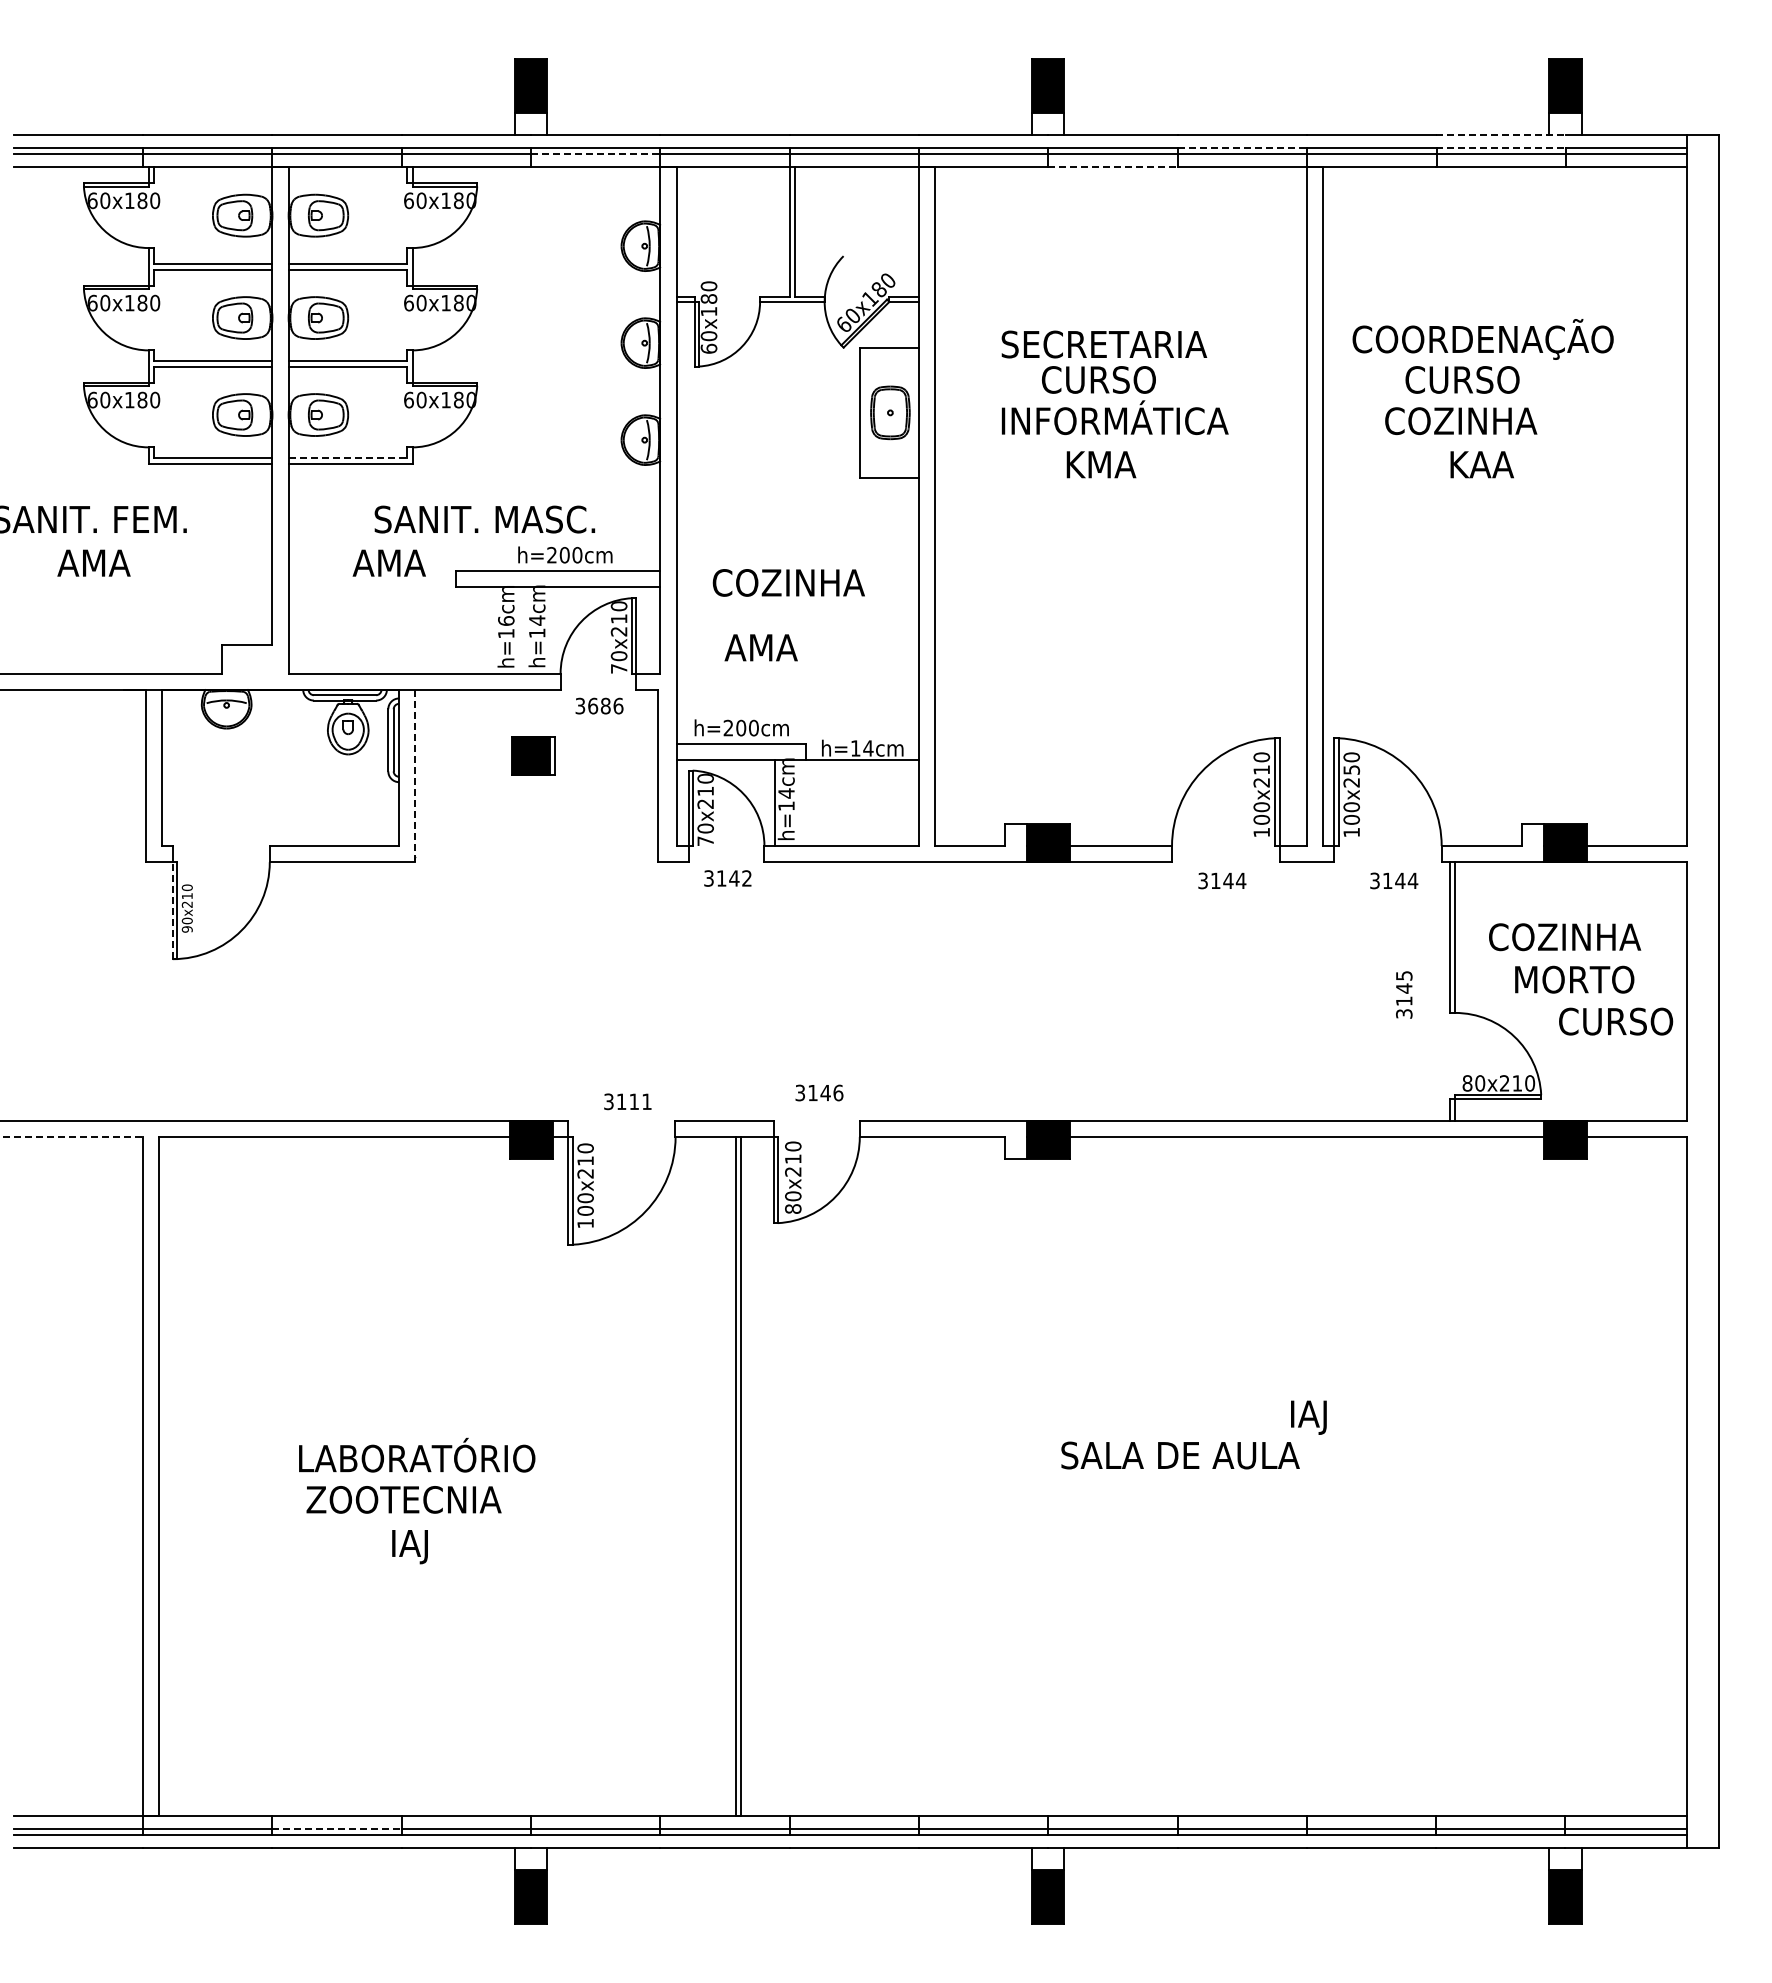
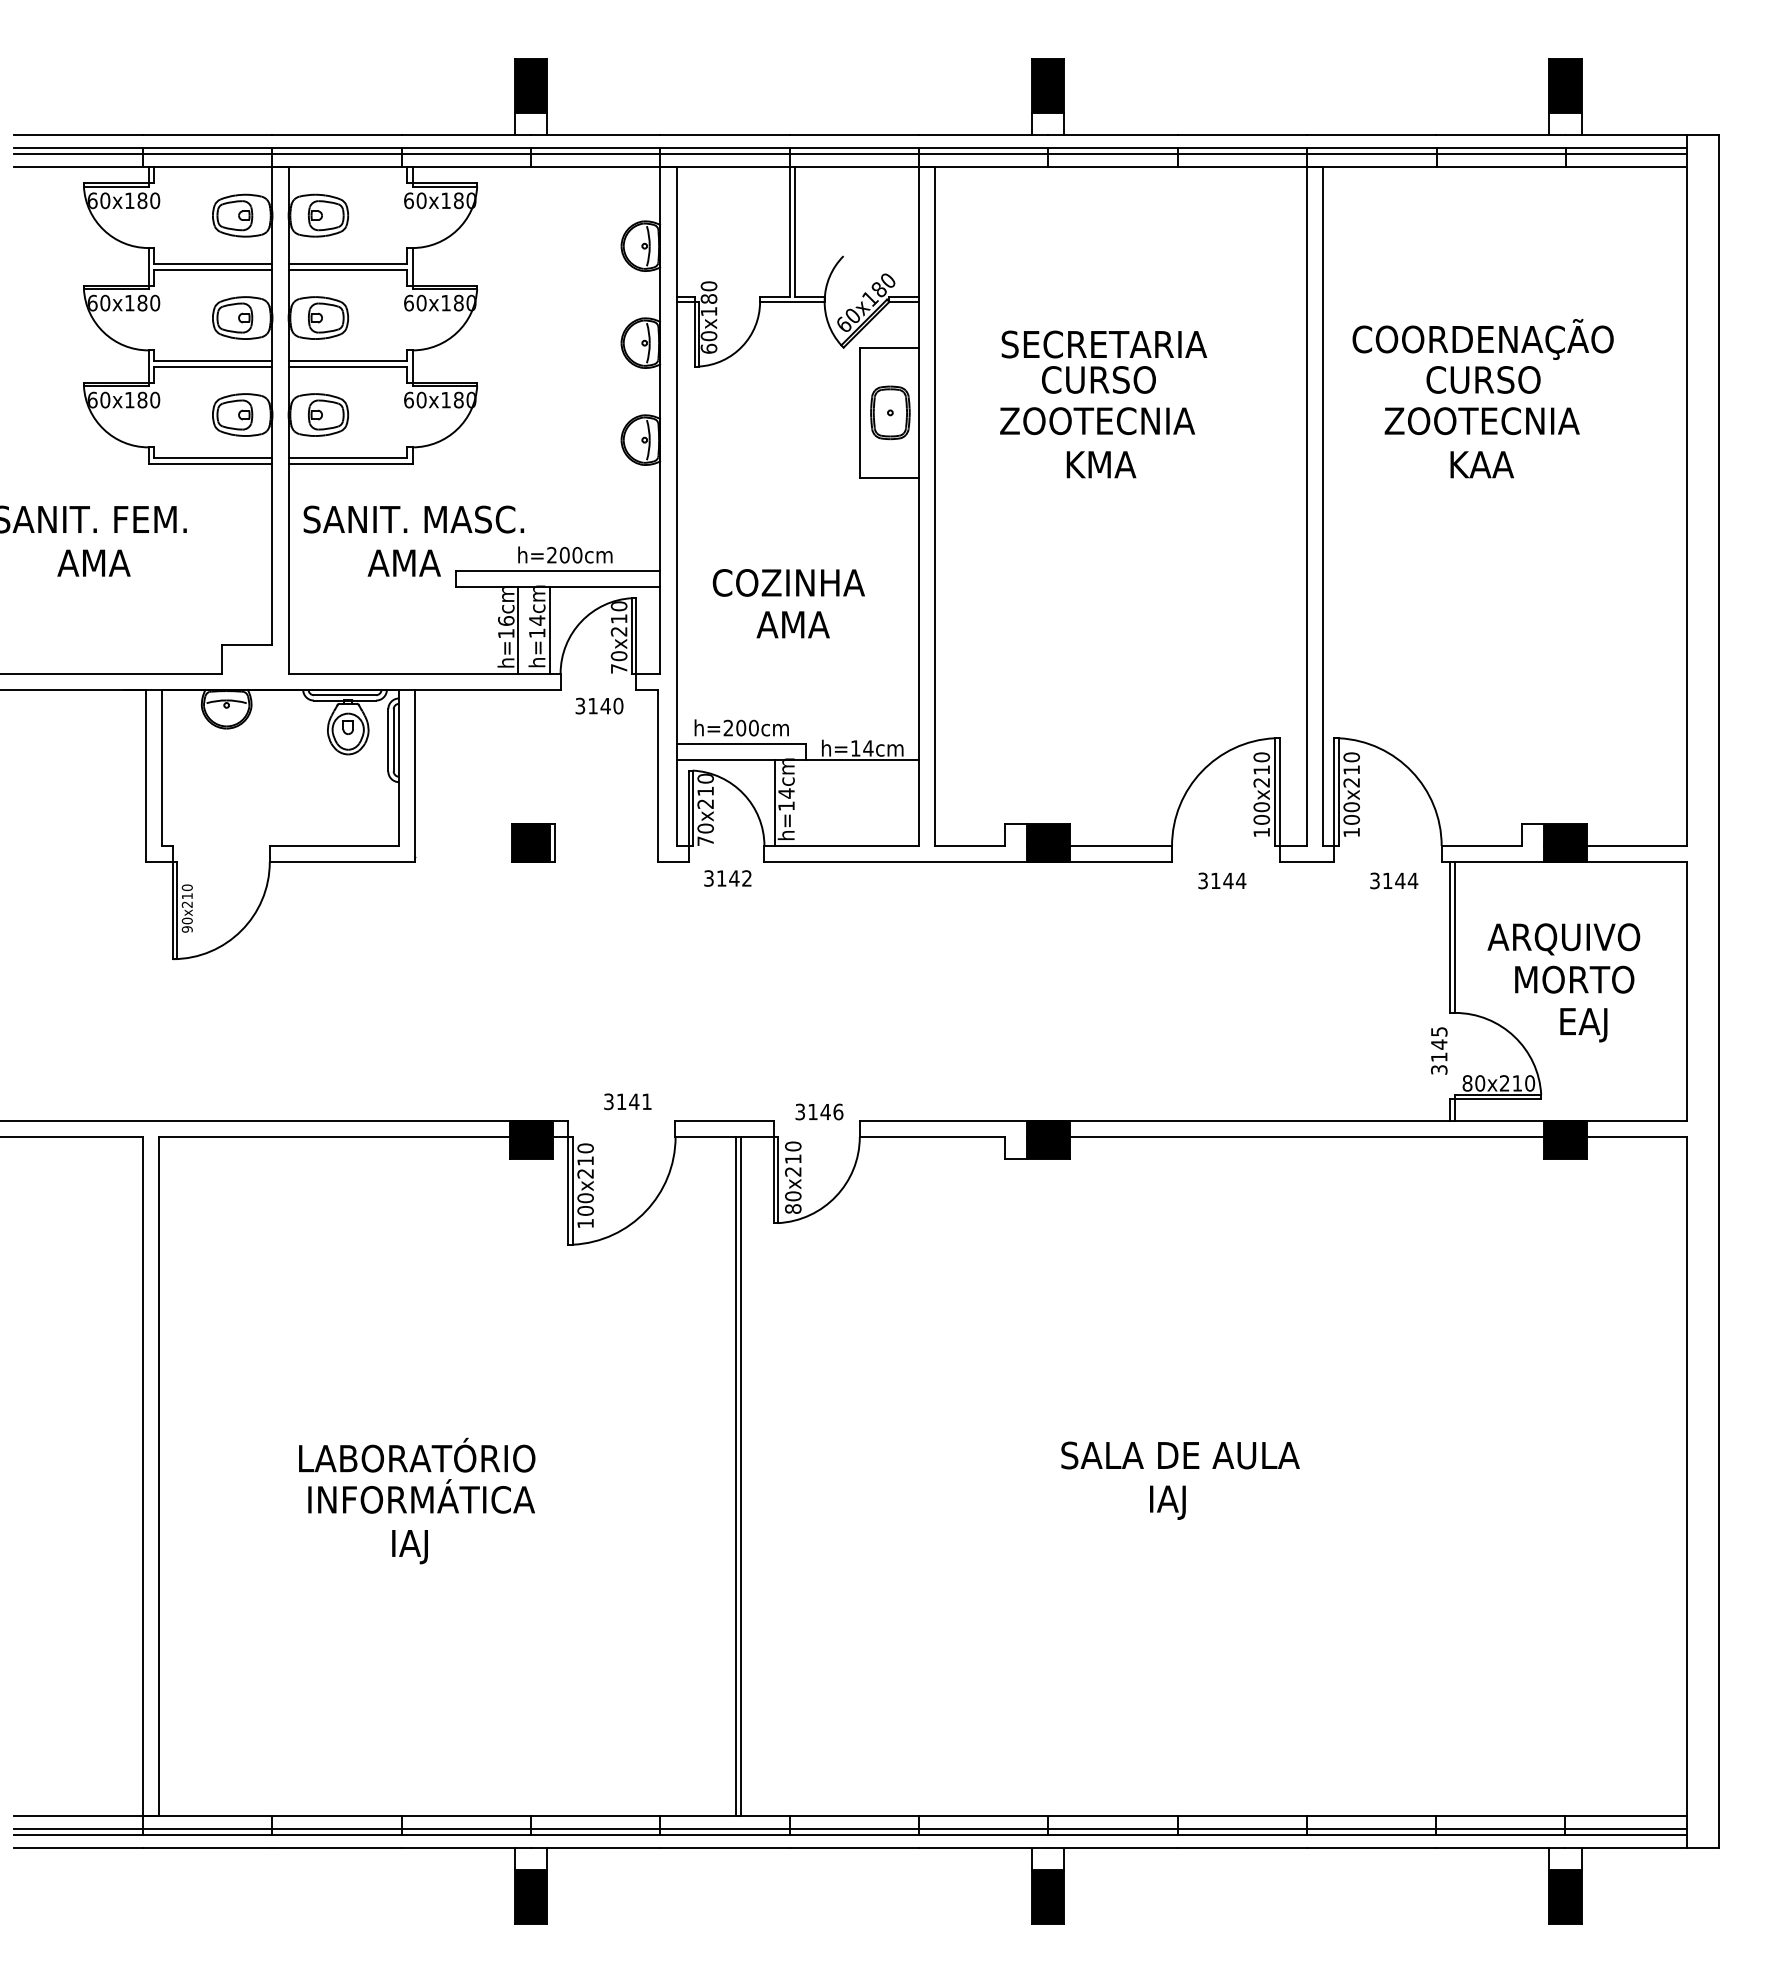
line: dashed -> solid (1500, 134)
line: dashed -> solid (1242, 148)
line: dashed -> solid (1500, 148)
line: dashed -> solid (595, 153)
line: dashed -> solid (1112, 167)
text position: (1462, 379) -> (1483, 379) (1483, 379)
text: INFORMÁTICA -> ZOOTECNIA (1114, 417)
text: COZINHA -> ZOOTECNIA (1481, 421)
line: dashed -> solid (348, 458)
text position: (484, 519) -> (413, 519) (413, 519)
text position: (388, 562) -> (403, 562) (403, 562)
line: none -> present (517, 630)
line: none -> present (549, 630)
text position: (760, 647) -> (792, 624) (792, 624)
text: 3686 -> 3140 (605, 705)
part position: (533, 755) -> (533, 842) (533, 842)
text: 100x250 -> 100x210 (1351, 769)
line: dashed -> solid (415, 776)
line: dashed -> solid (172, 910)
text: COZINHA -> ARQUIVO (1564, 939)
text position: (1404, 994) -> (1439, 1050) (1439, 1050)
text: CURSO -> EAJ (1616, 1024)
text position: (819, 1092) -> (819, 1111) (819, 1111)
text: 3111 -> 3141 (634, 1101)
line: dashed -> solid (72, 1136)
text position: (1308, 1417) -> (1167, 1502) (1167, 1502)
text: ZOOTECNIA -> INFORMÁTICA (420, 1496)
line: dashed -> solid (337, 1829)
